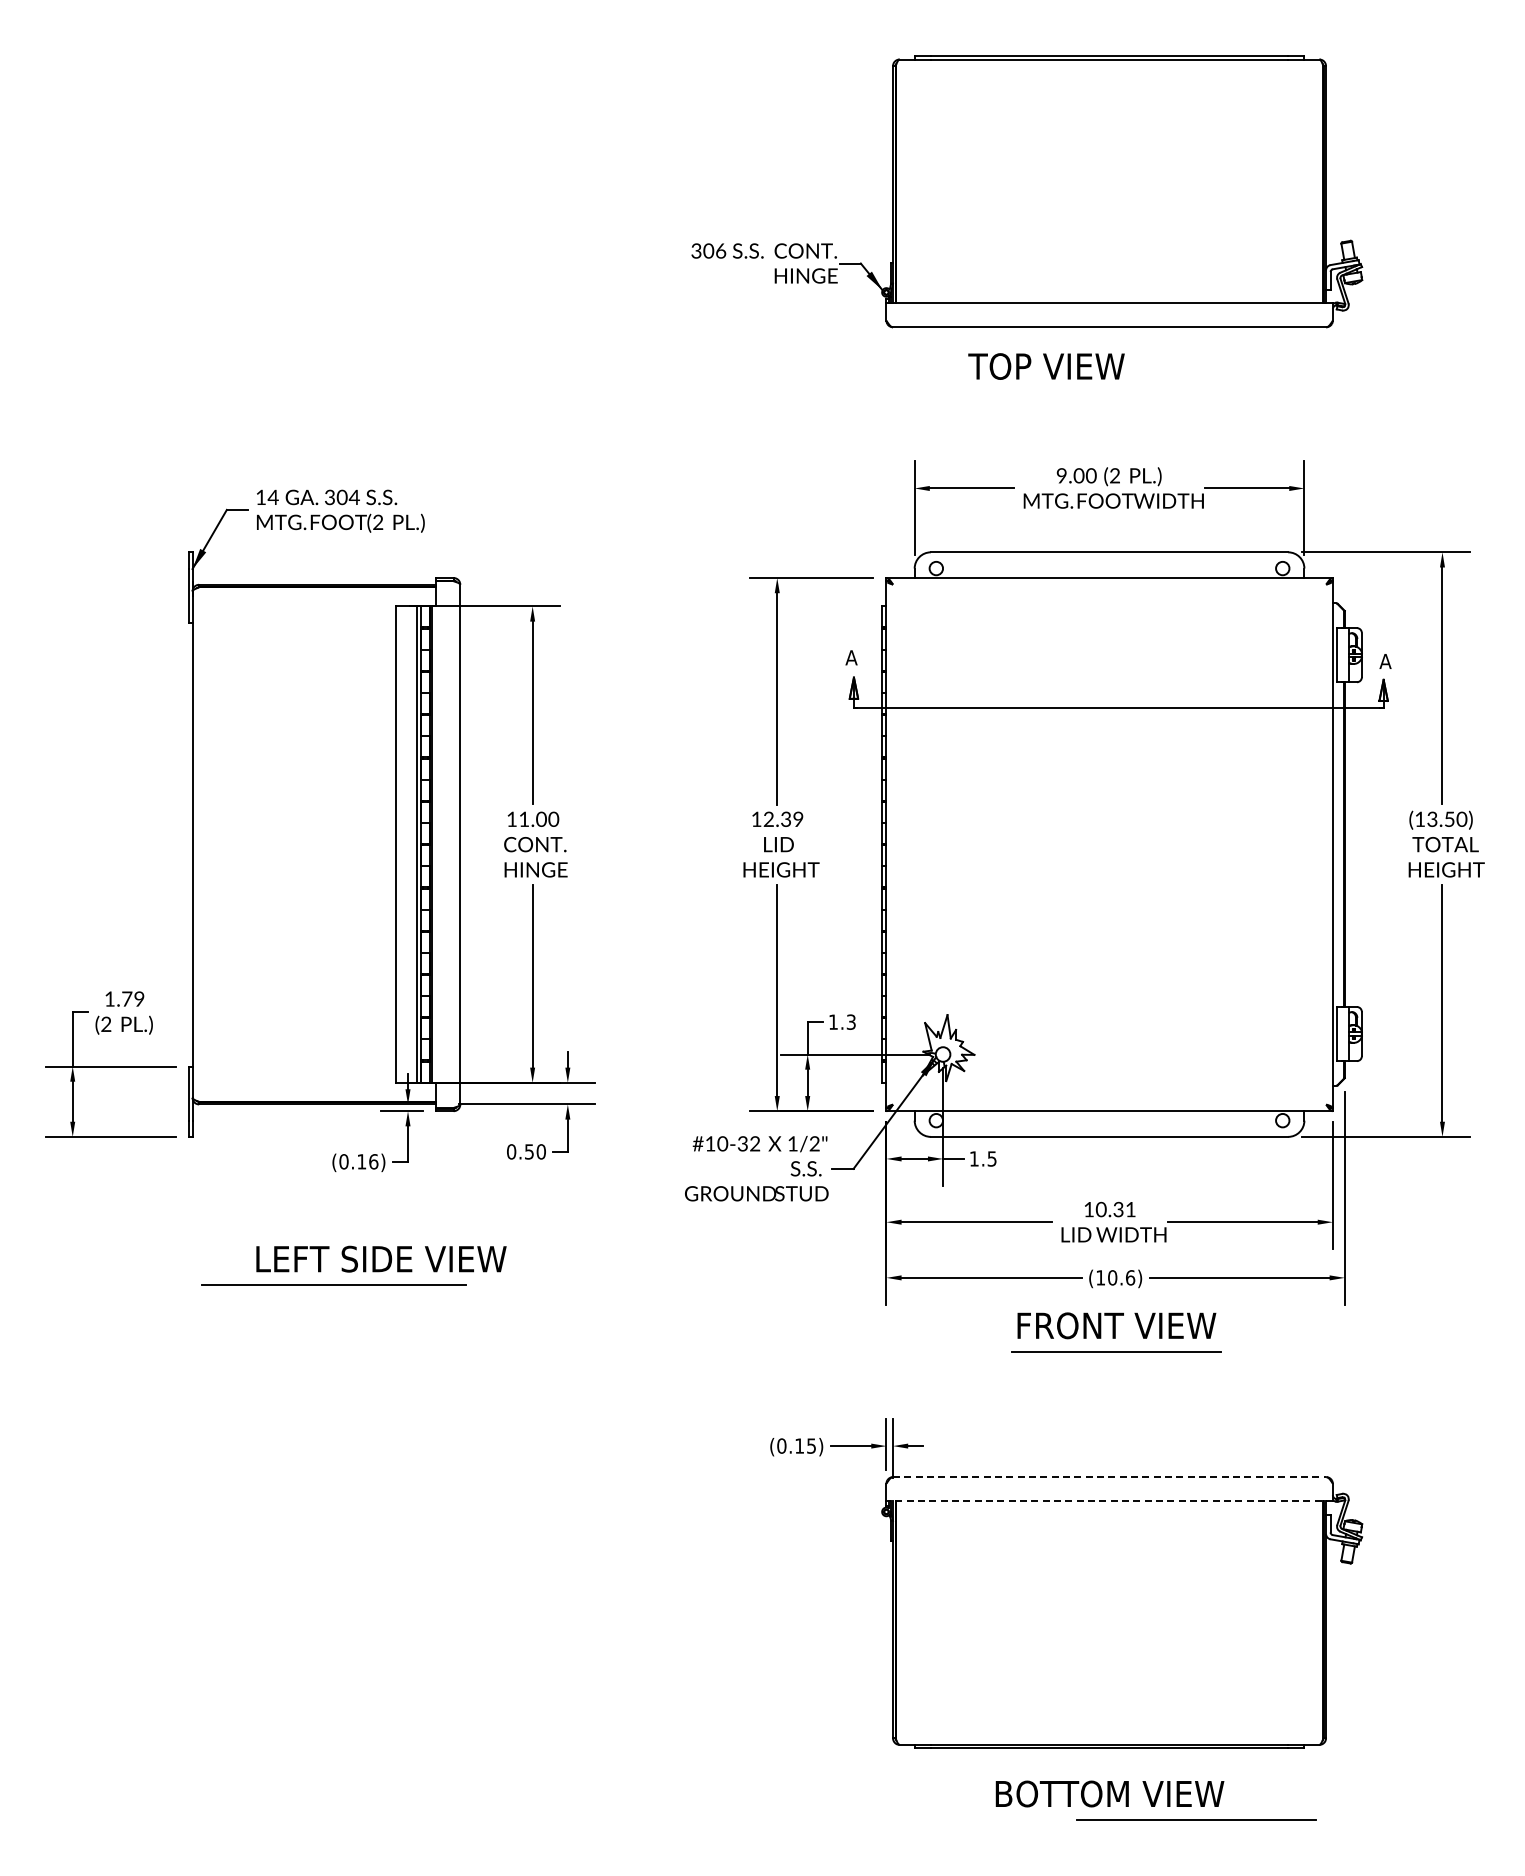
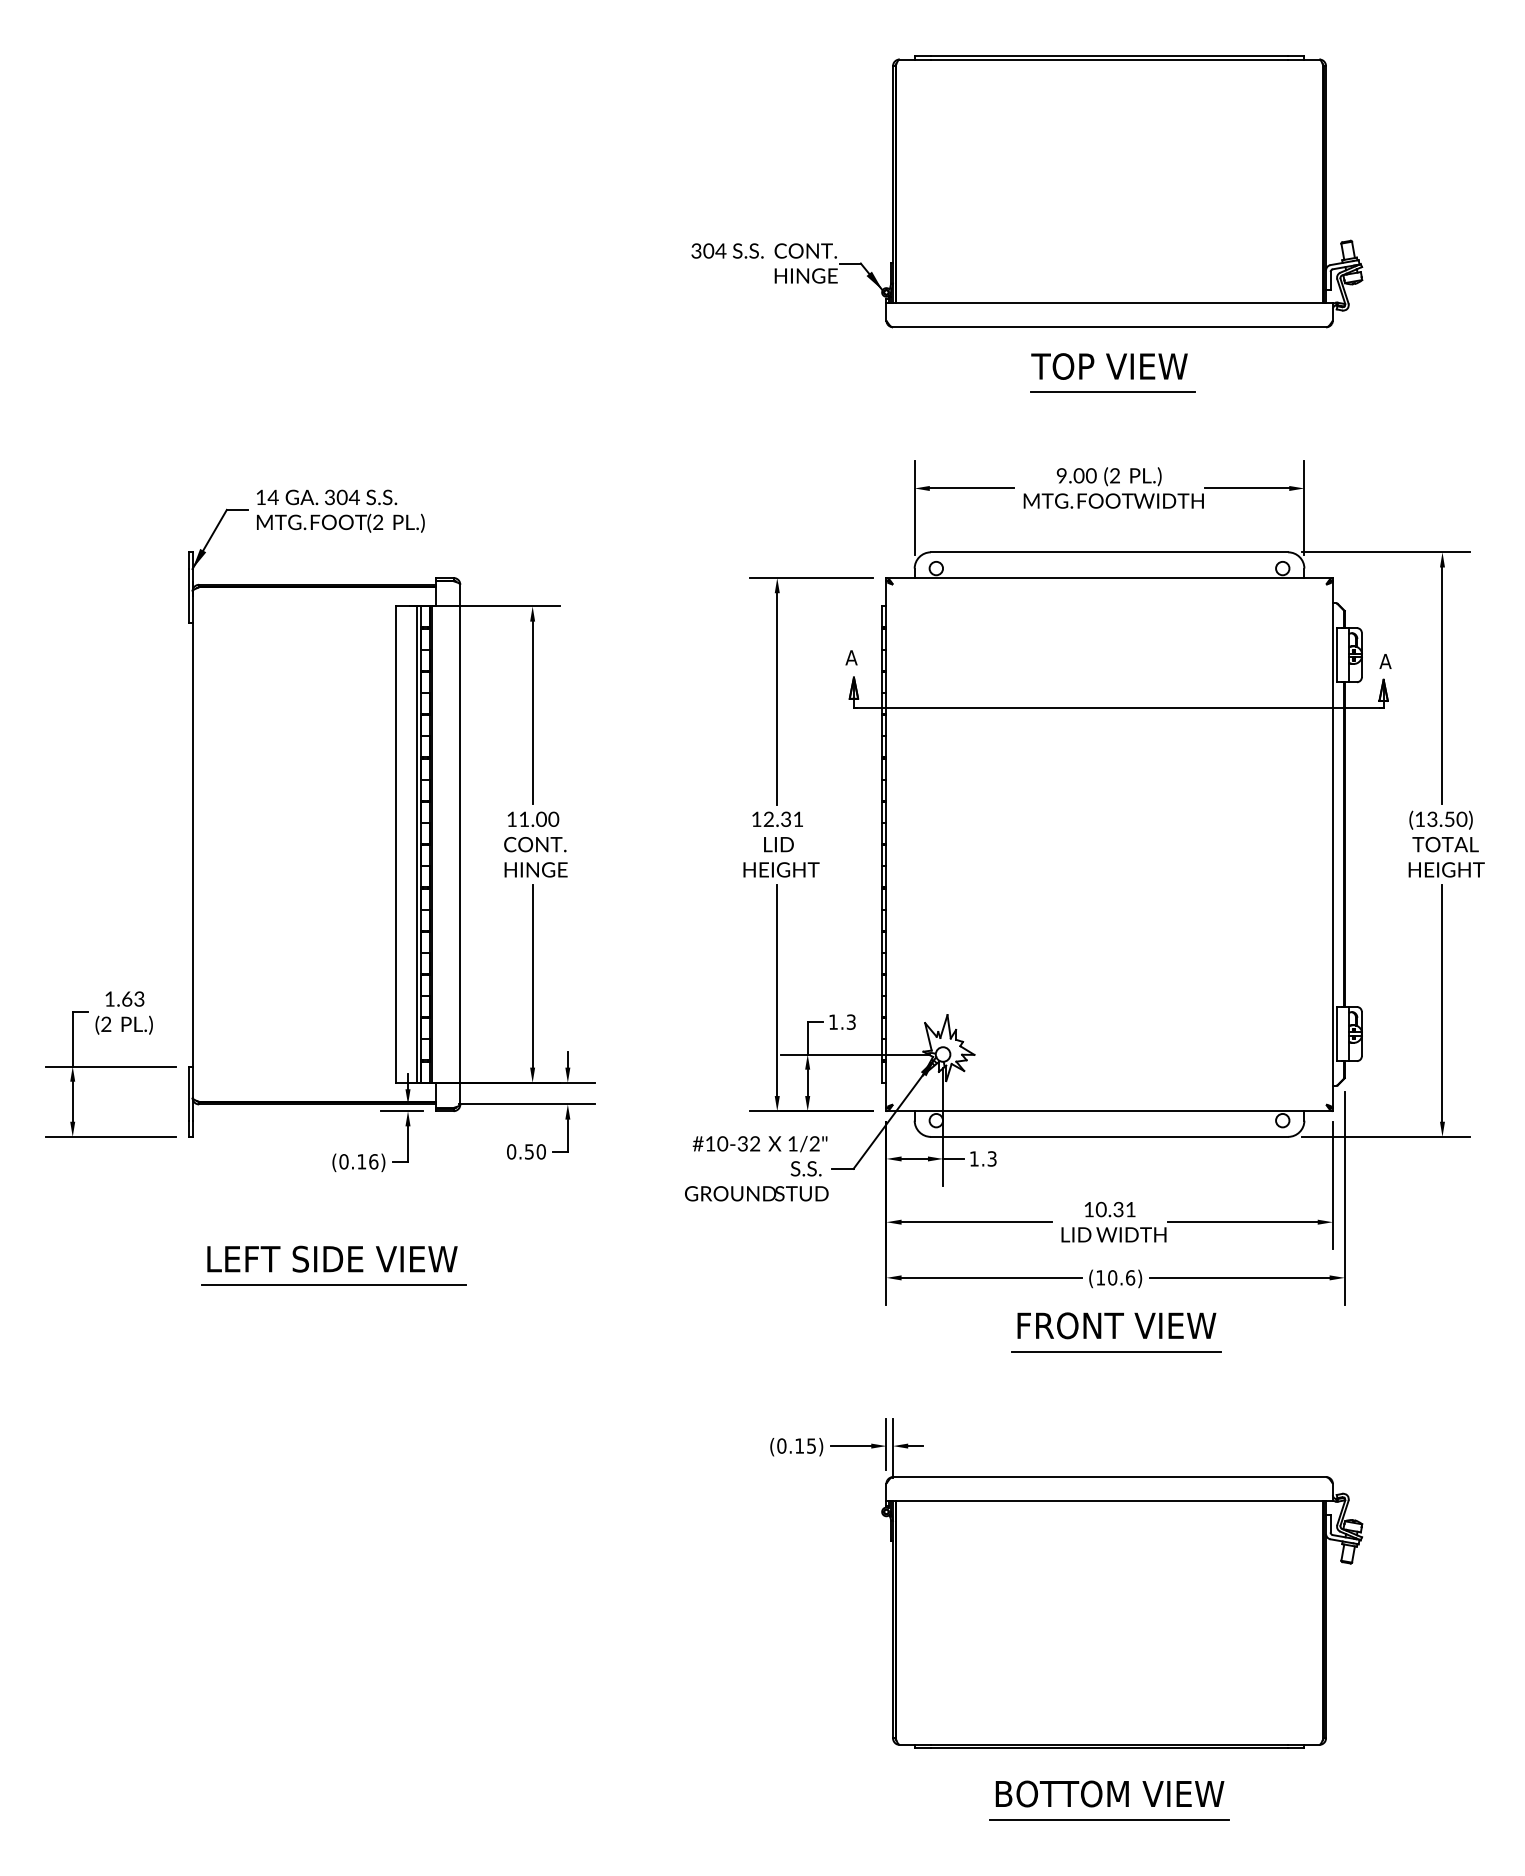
text: 306 -> 304 (720, 250)
text position: (1046, 366) -> (1109, 366) (1109, 366)
line: none -> present (1113, 392)
text: 12.39 -> 12.31 (798, 818)
text: 1.79 -> 1.63 (133, 998)
text: 1.5 -> 1.3 (992, 1158)
text position: (381, 1258) -> (332, 1258) (332, 1258)
line: dashed -> solid (1109, 1477)
line: dashed -> solid (1109, 1501)
line position: (1196, 1819) -> (1109, 1819) (1109, 1819)
